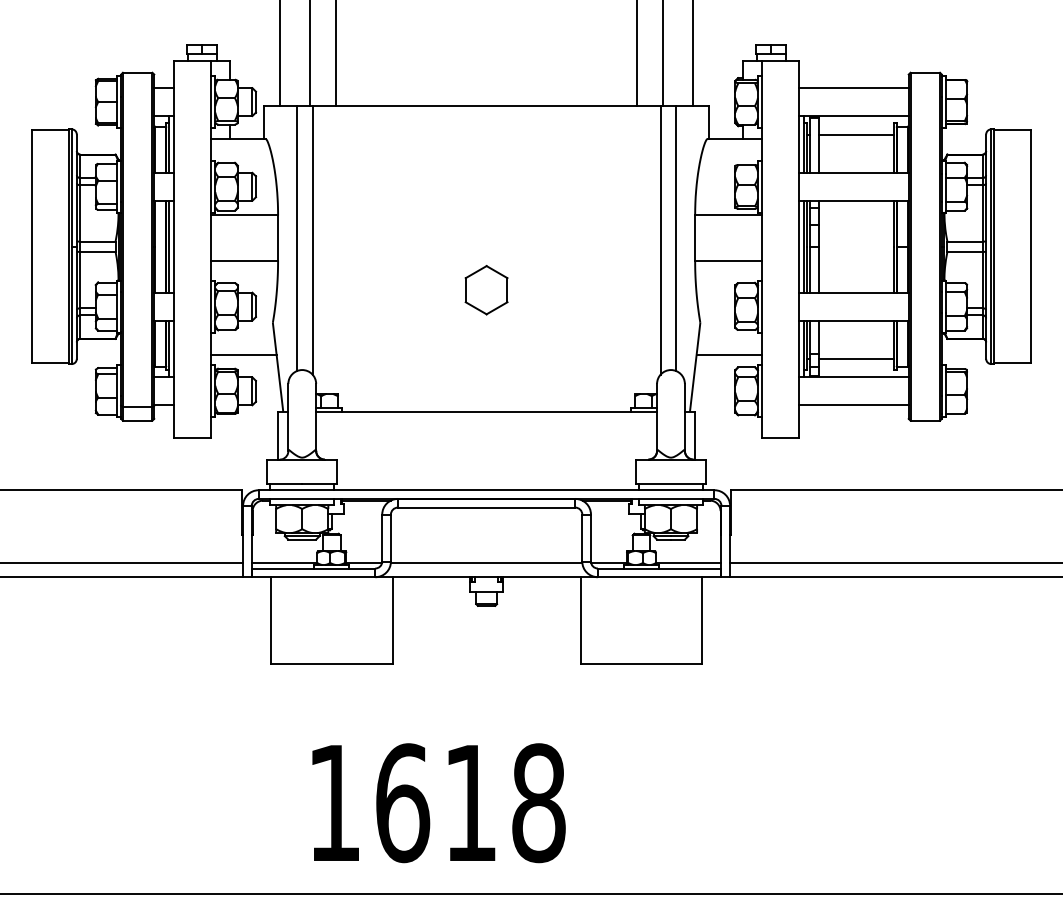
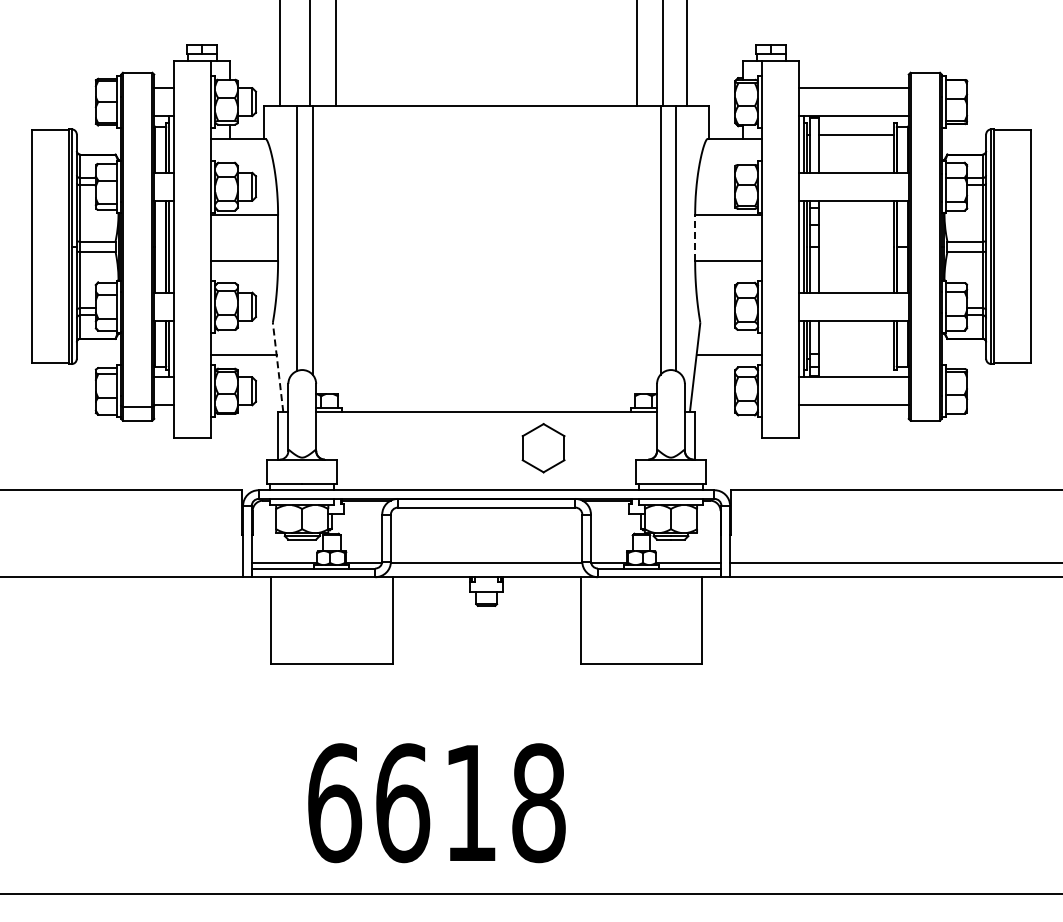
line position: (693, 53) -> (687, 53) (687, 53)
line: solid -> dashed (695, 238)
part position: (486, 290) -> (543, 448) (543, 448)
line: present -> none (856, 358)
line: solid -> dashed (278, 366)
line: present -> none (122, 563)
text: 1618 -> 6618 (335, 803)
